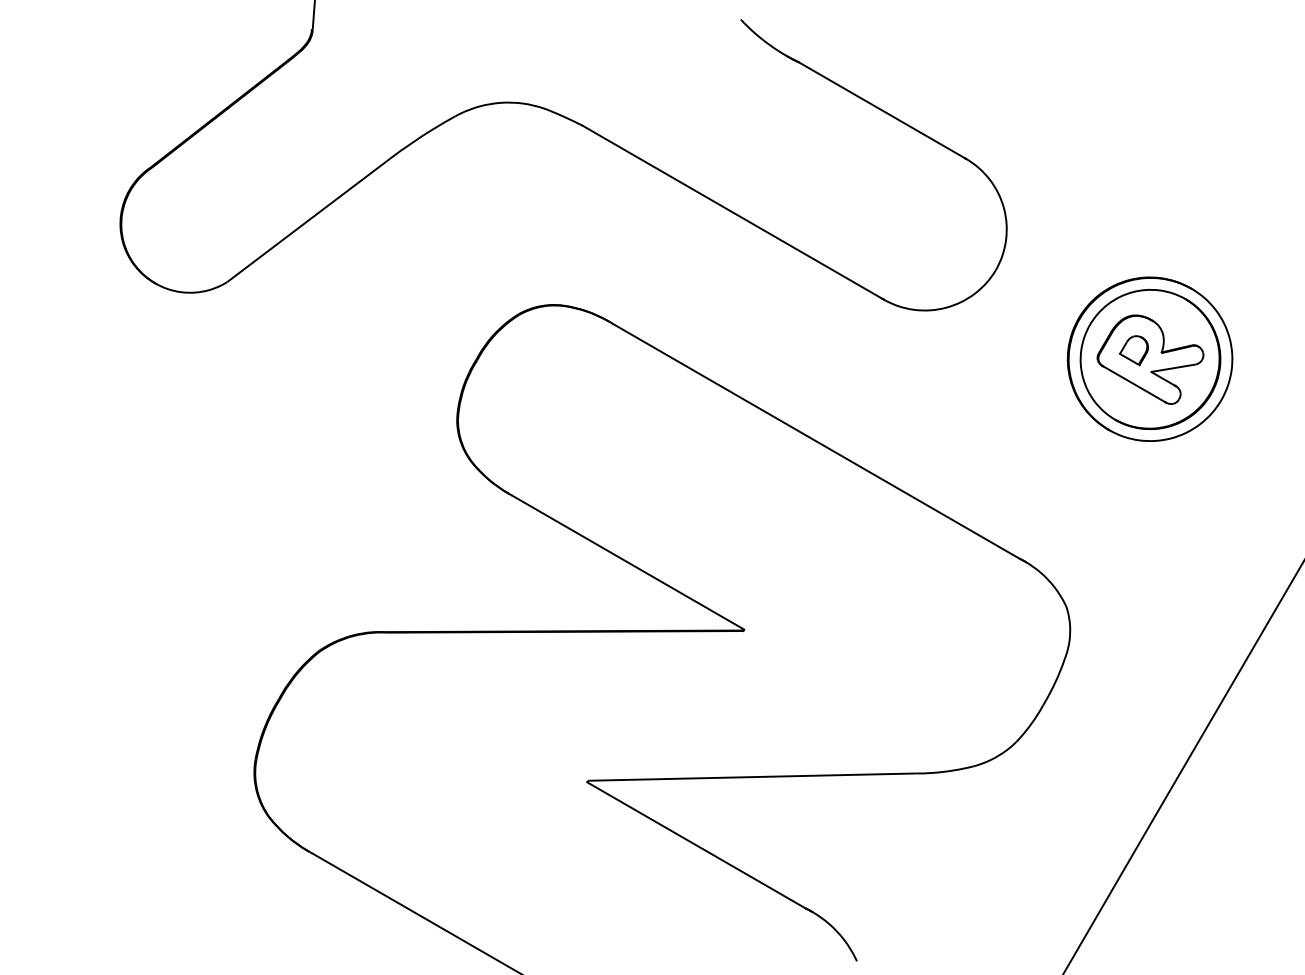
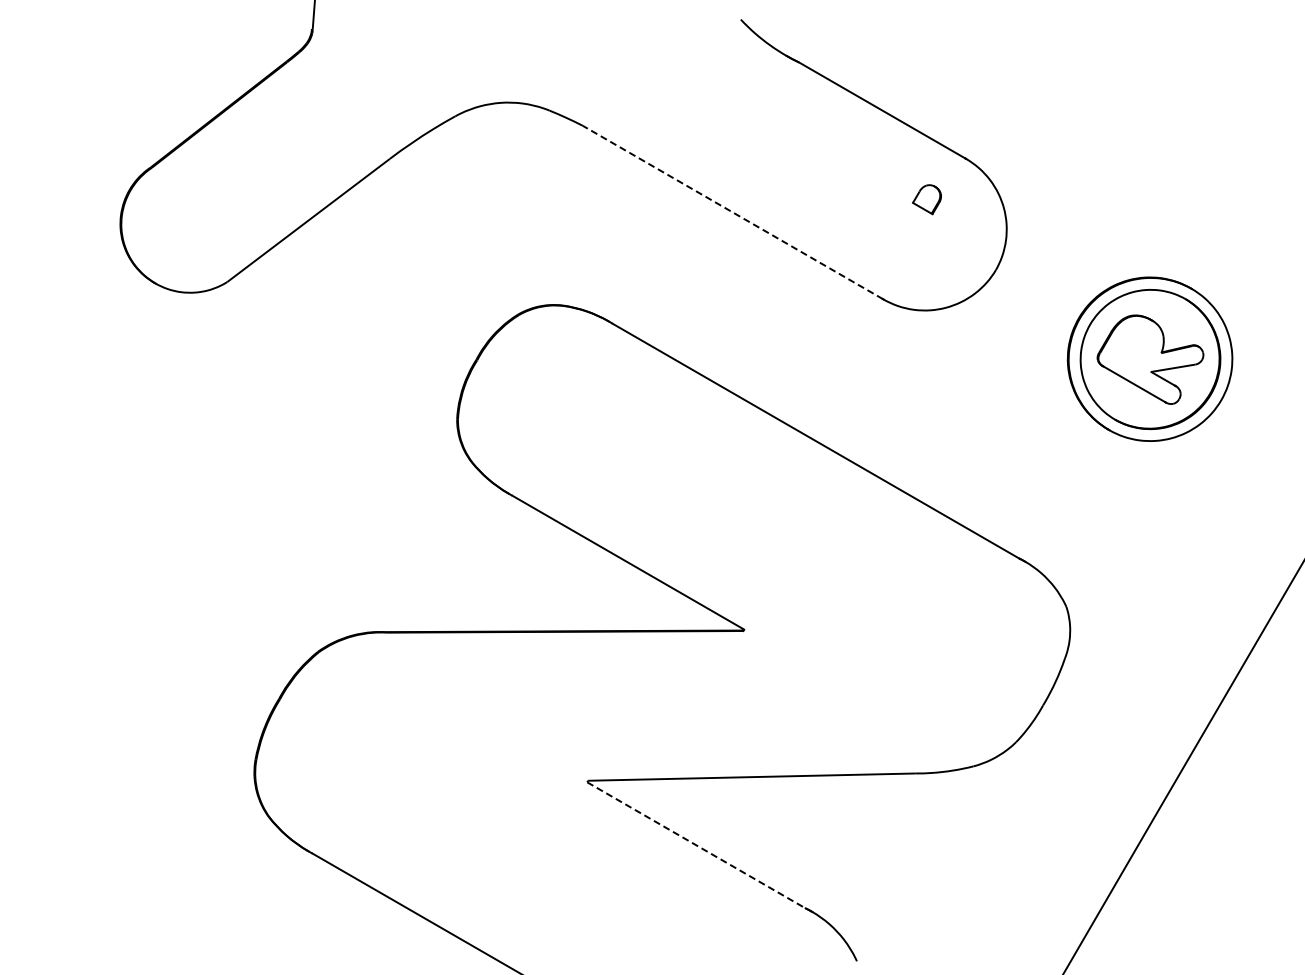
line: solid -> dashed (732, 212)
part position: (1133, 350) -> (926, 199) (926, 199)
line: solid -> dashed (696, 845)
